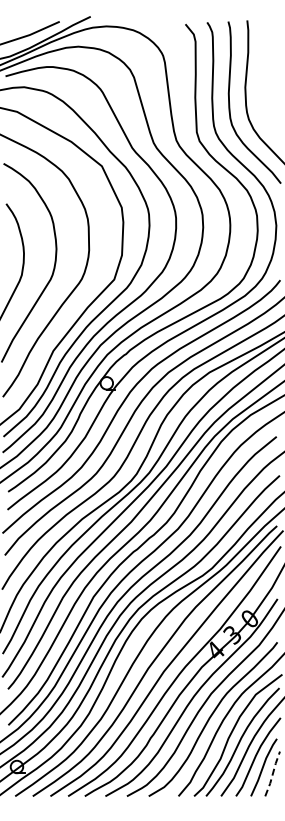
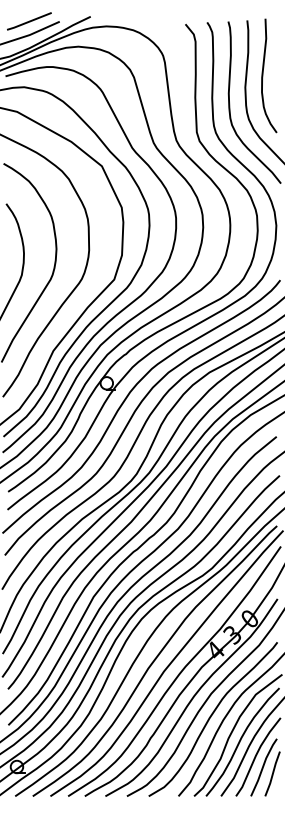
line: none -> present (29, 21)
curve: none -> present (263, 75)
line: dashed -> solid (272, 773)
